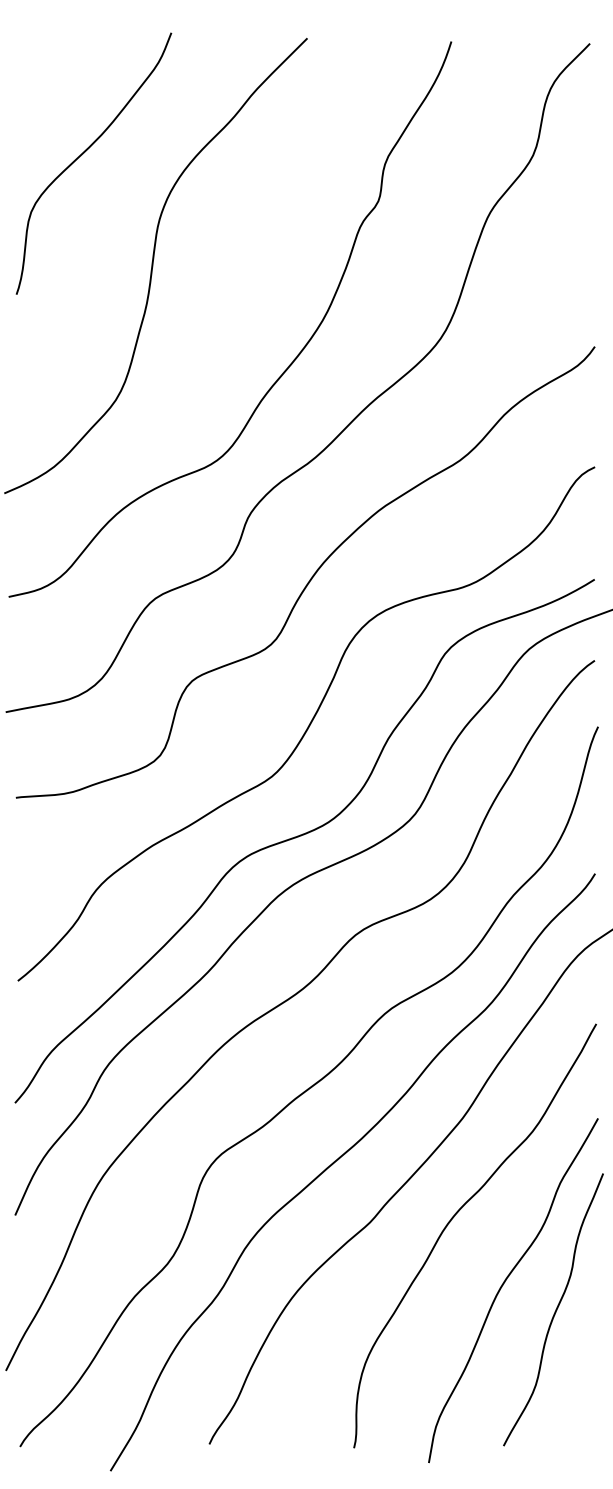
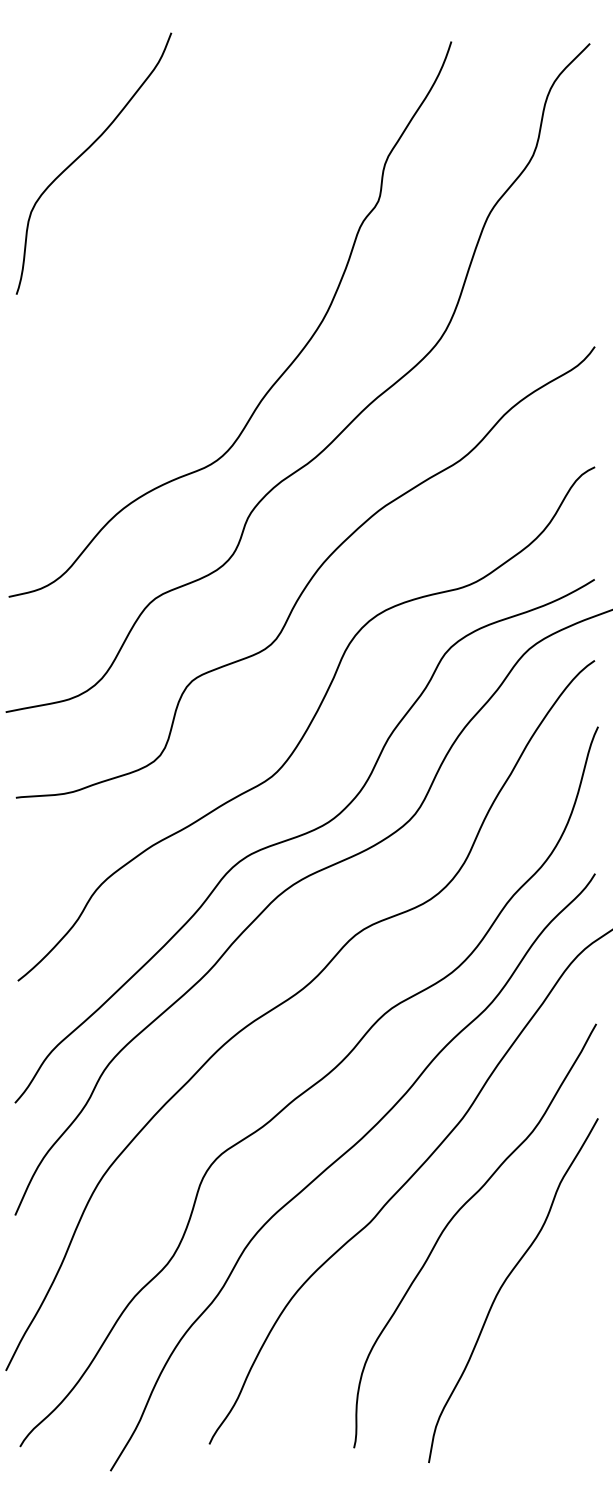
curve: present -> none (153, 266)
curve: present -> none (555, 1309)
